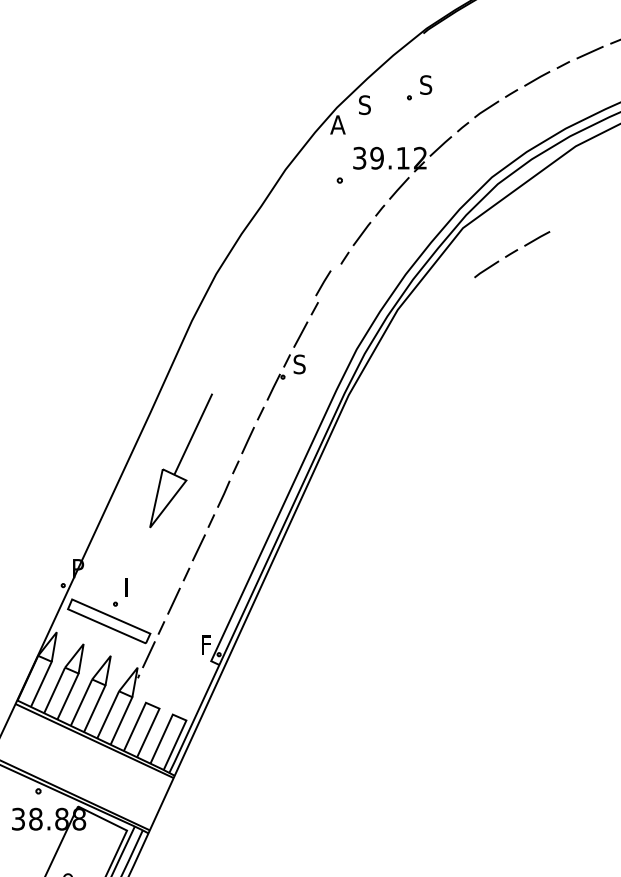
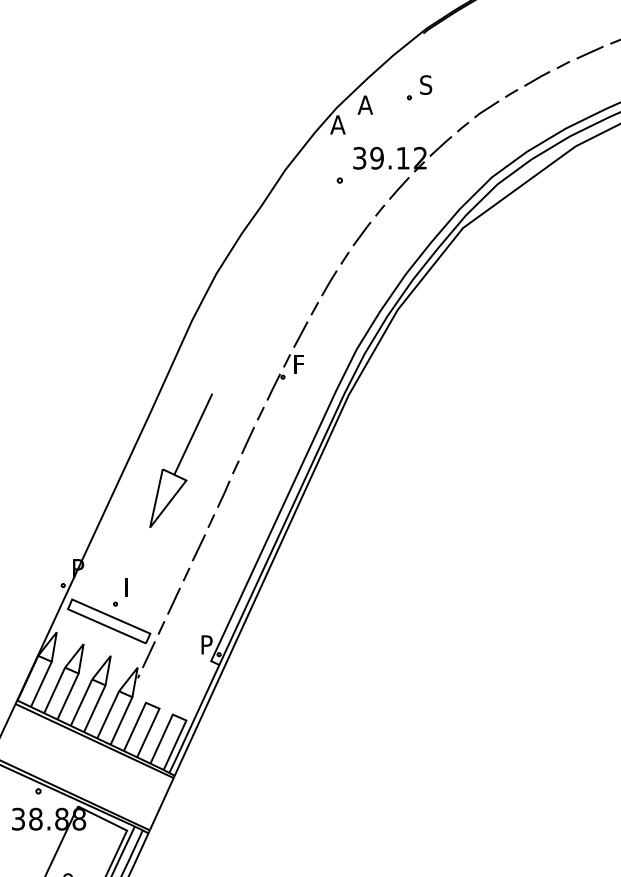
text: S -> A (365, 105)
part: present -> none (512, 254)
line position: (323, 283) -> (329, 283) (329, 283)
text: S -> F (299, 364)
text: F -> P (206, 644)
